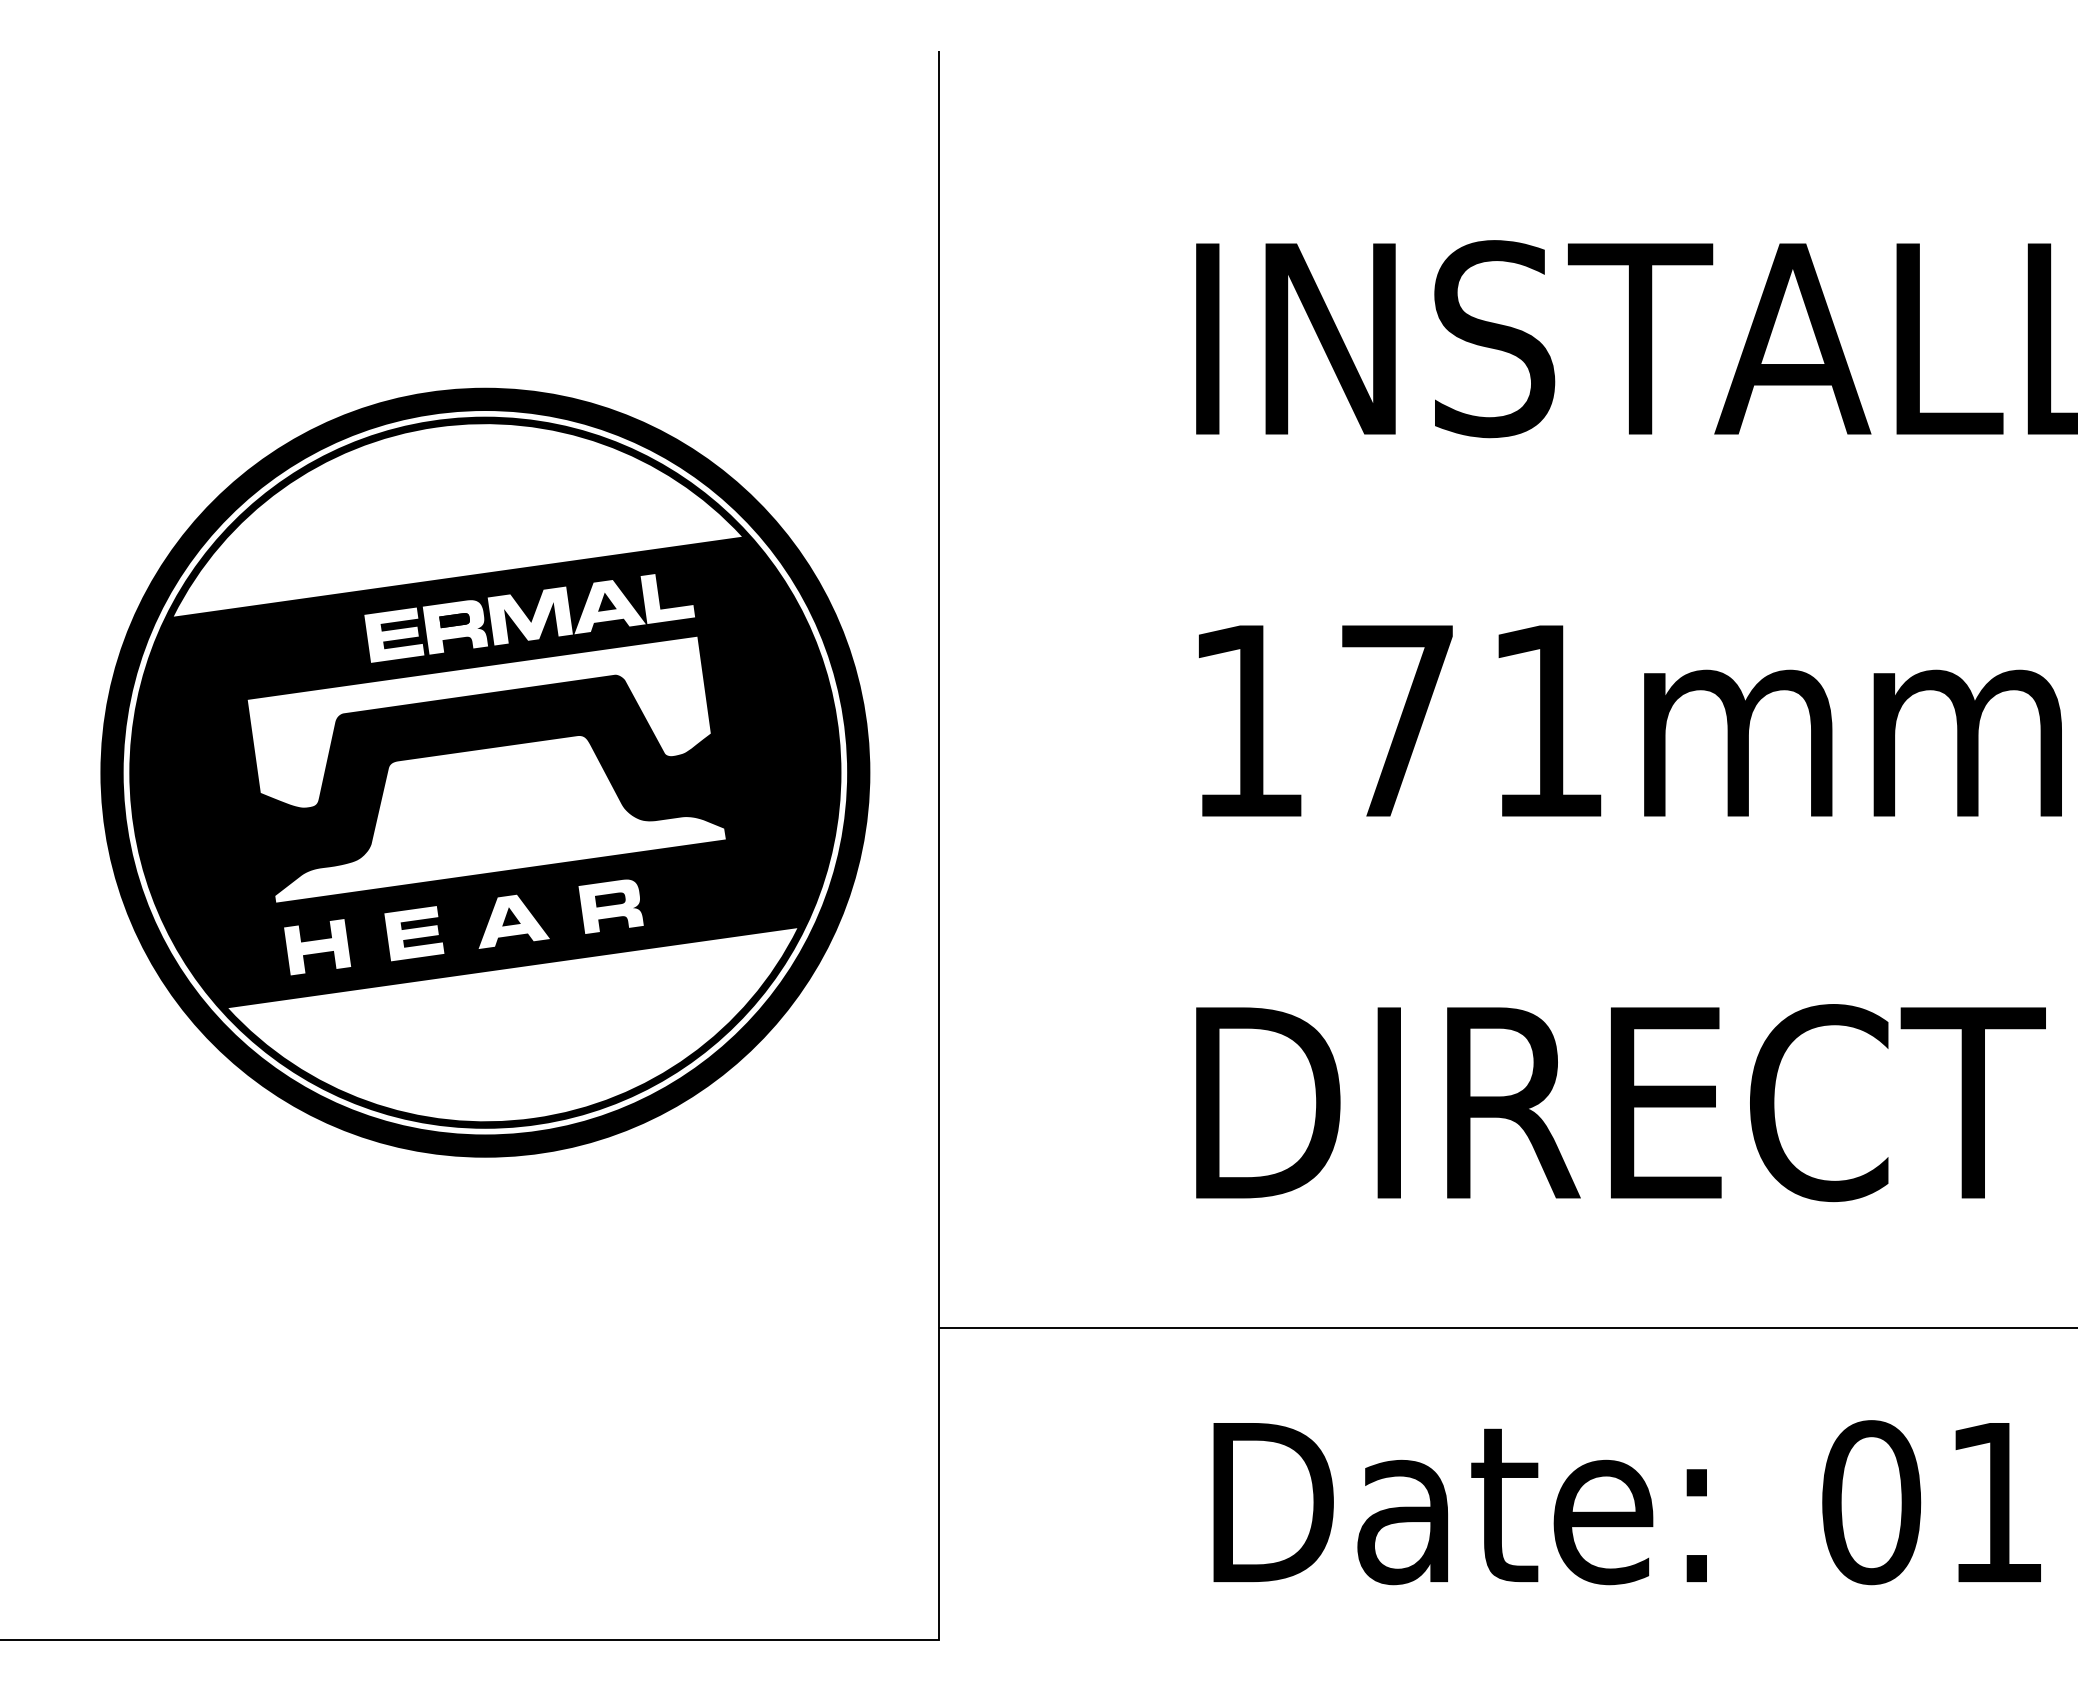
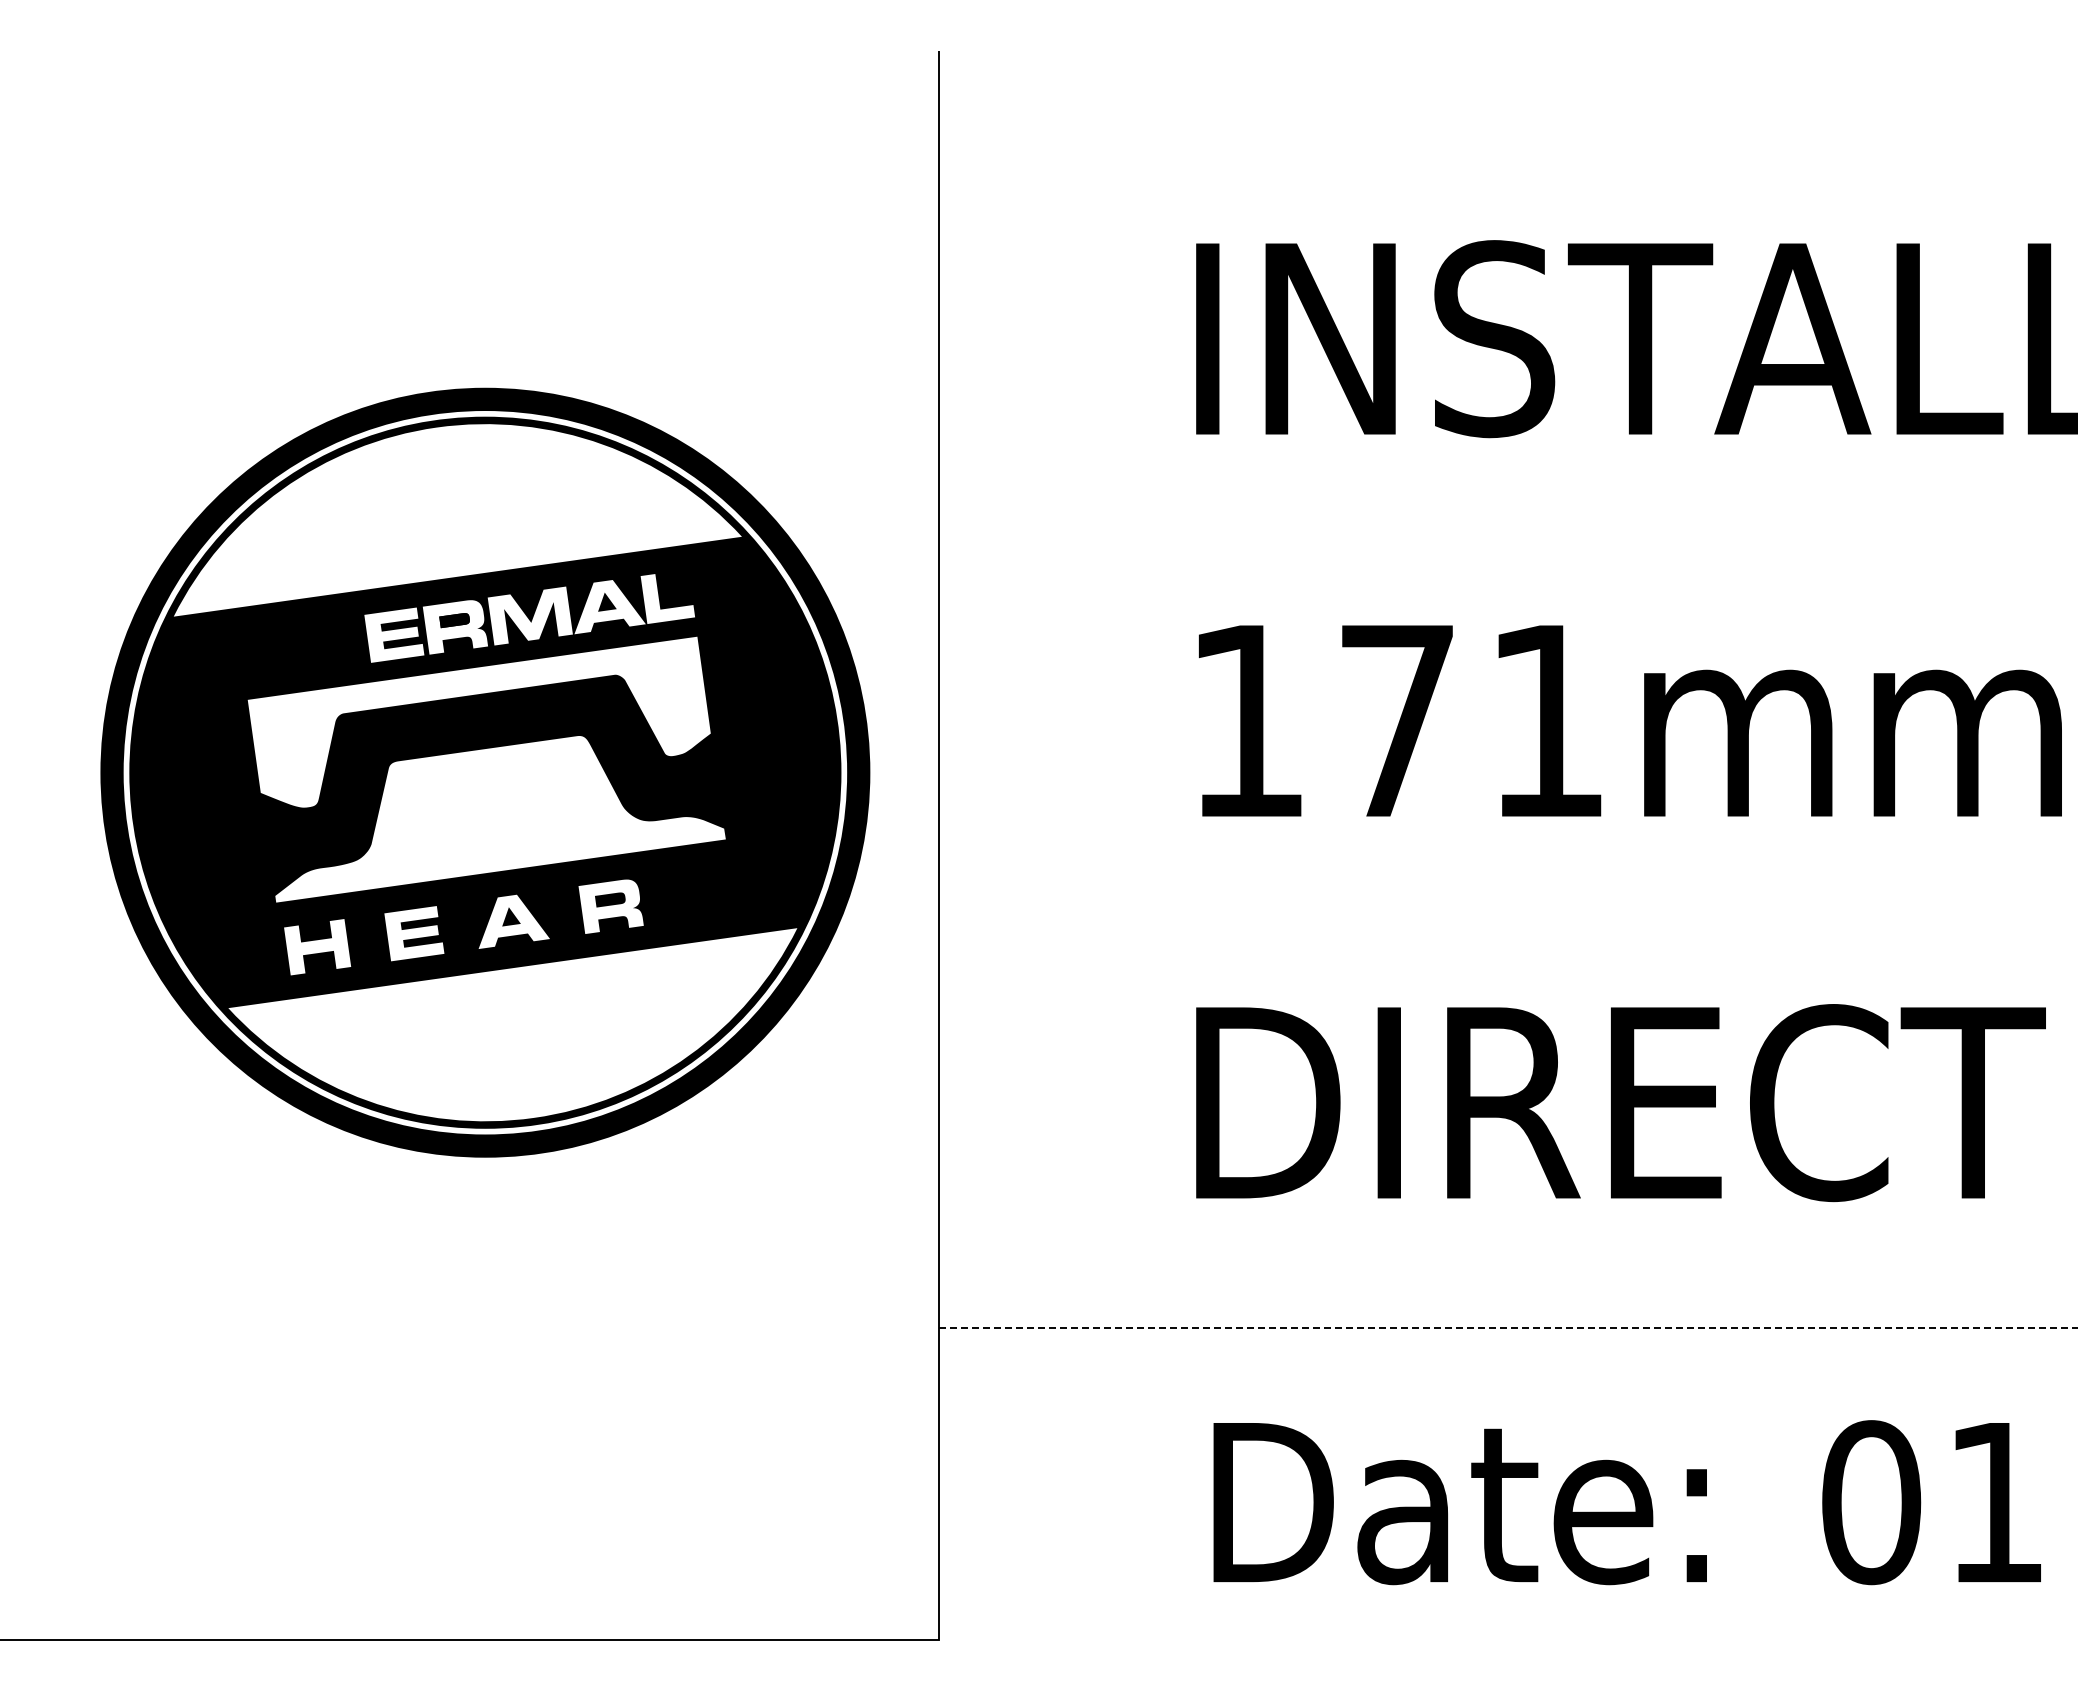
line: solid -> dashed (1507, 1328)
